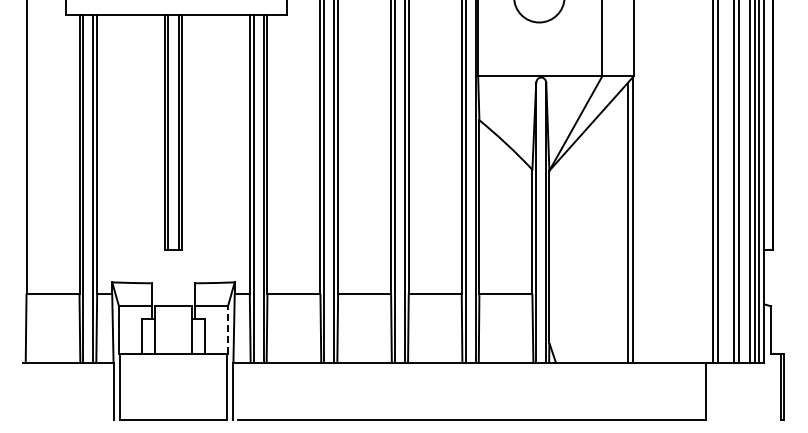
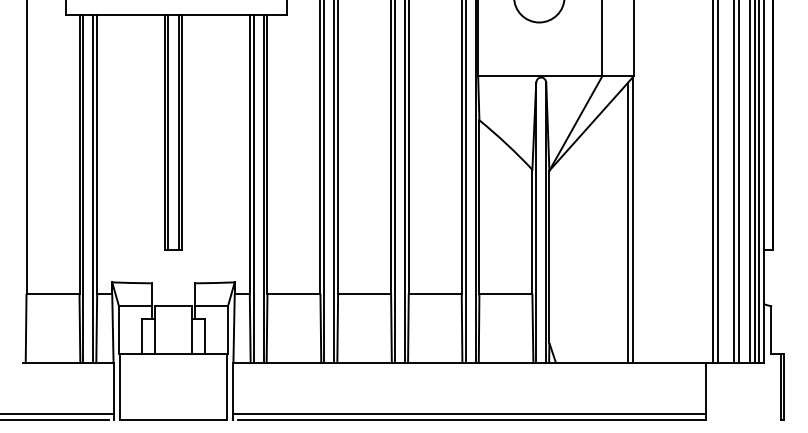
line: dashed -> solid (227, 330)
line: none -> present (57, 413)
line: none -> present (469, 413)
line: none -> present (55, 419)
